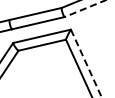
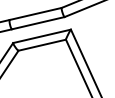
line: dashed -> solid (84, 8)
line: dashed -> solid (86, 64)
